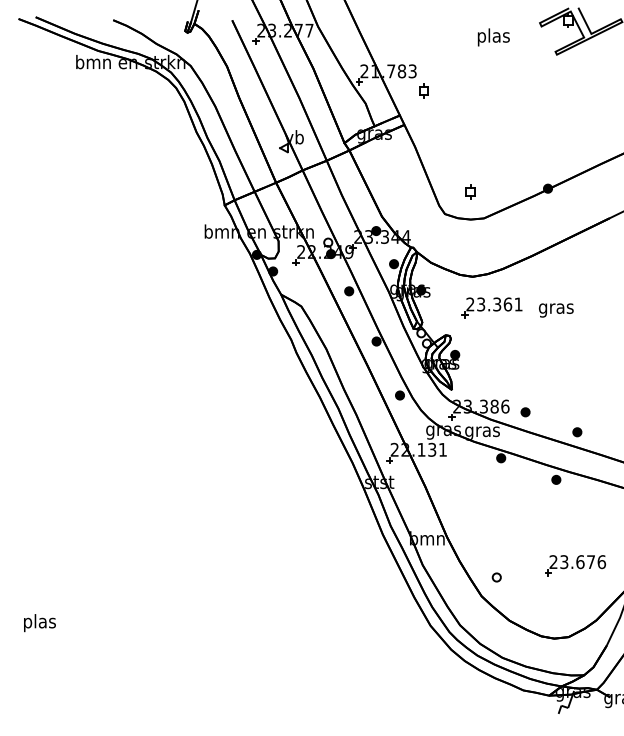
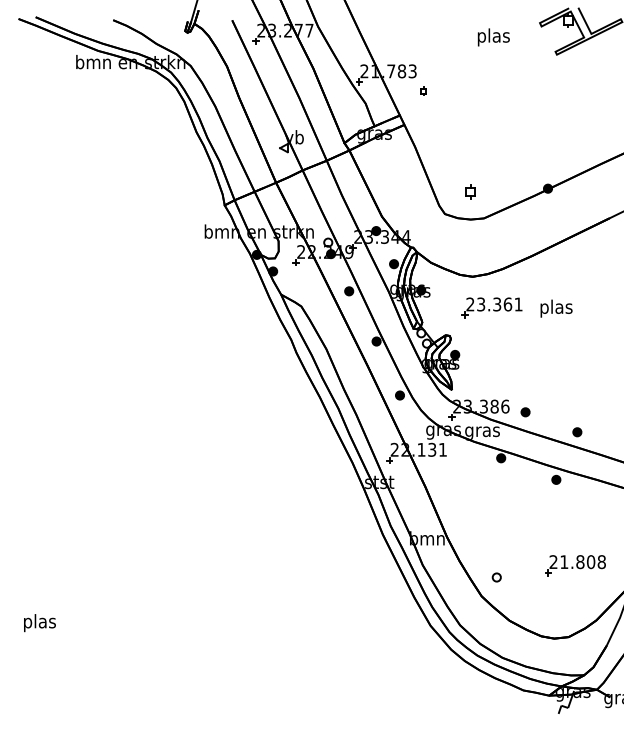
part size: 10x16 px -> 7x10 px (423, 90)
text: gras -> plas (555, 308)
text: 23.676 -> 21.808 (583, 562)
